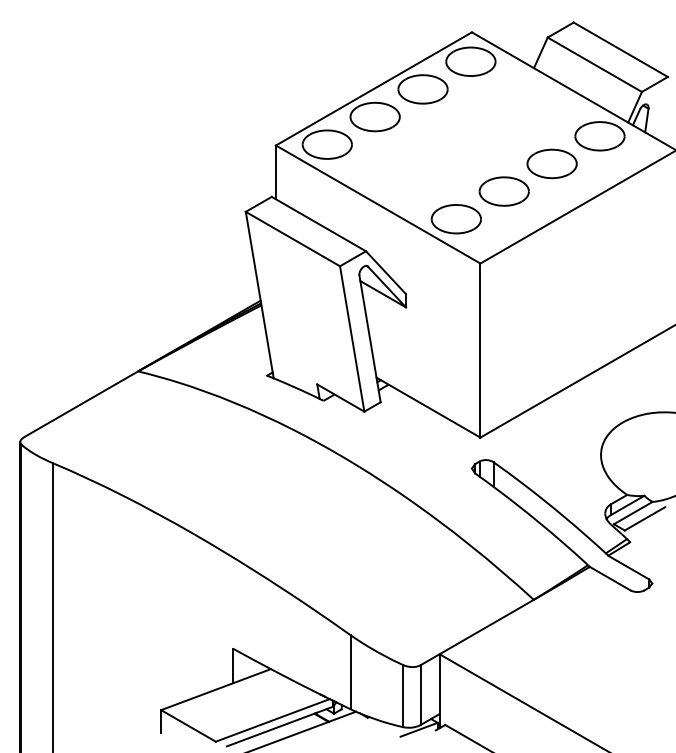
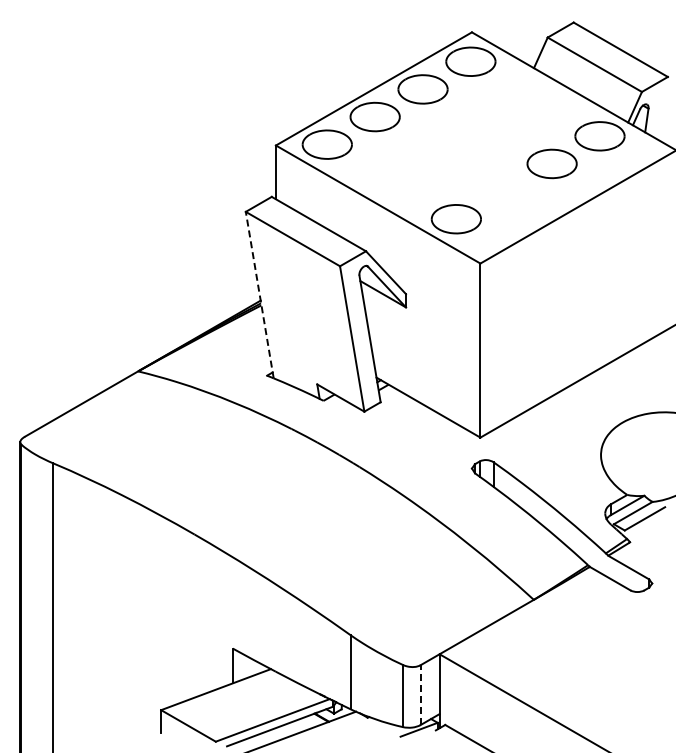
part: present -> none (503, 191)
line: solid -> dashed (259, 294)
line: solid -> dashed (420, 695)
